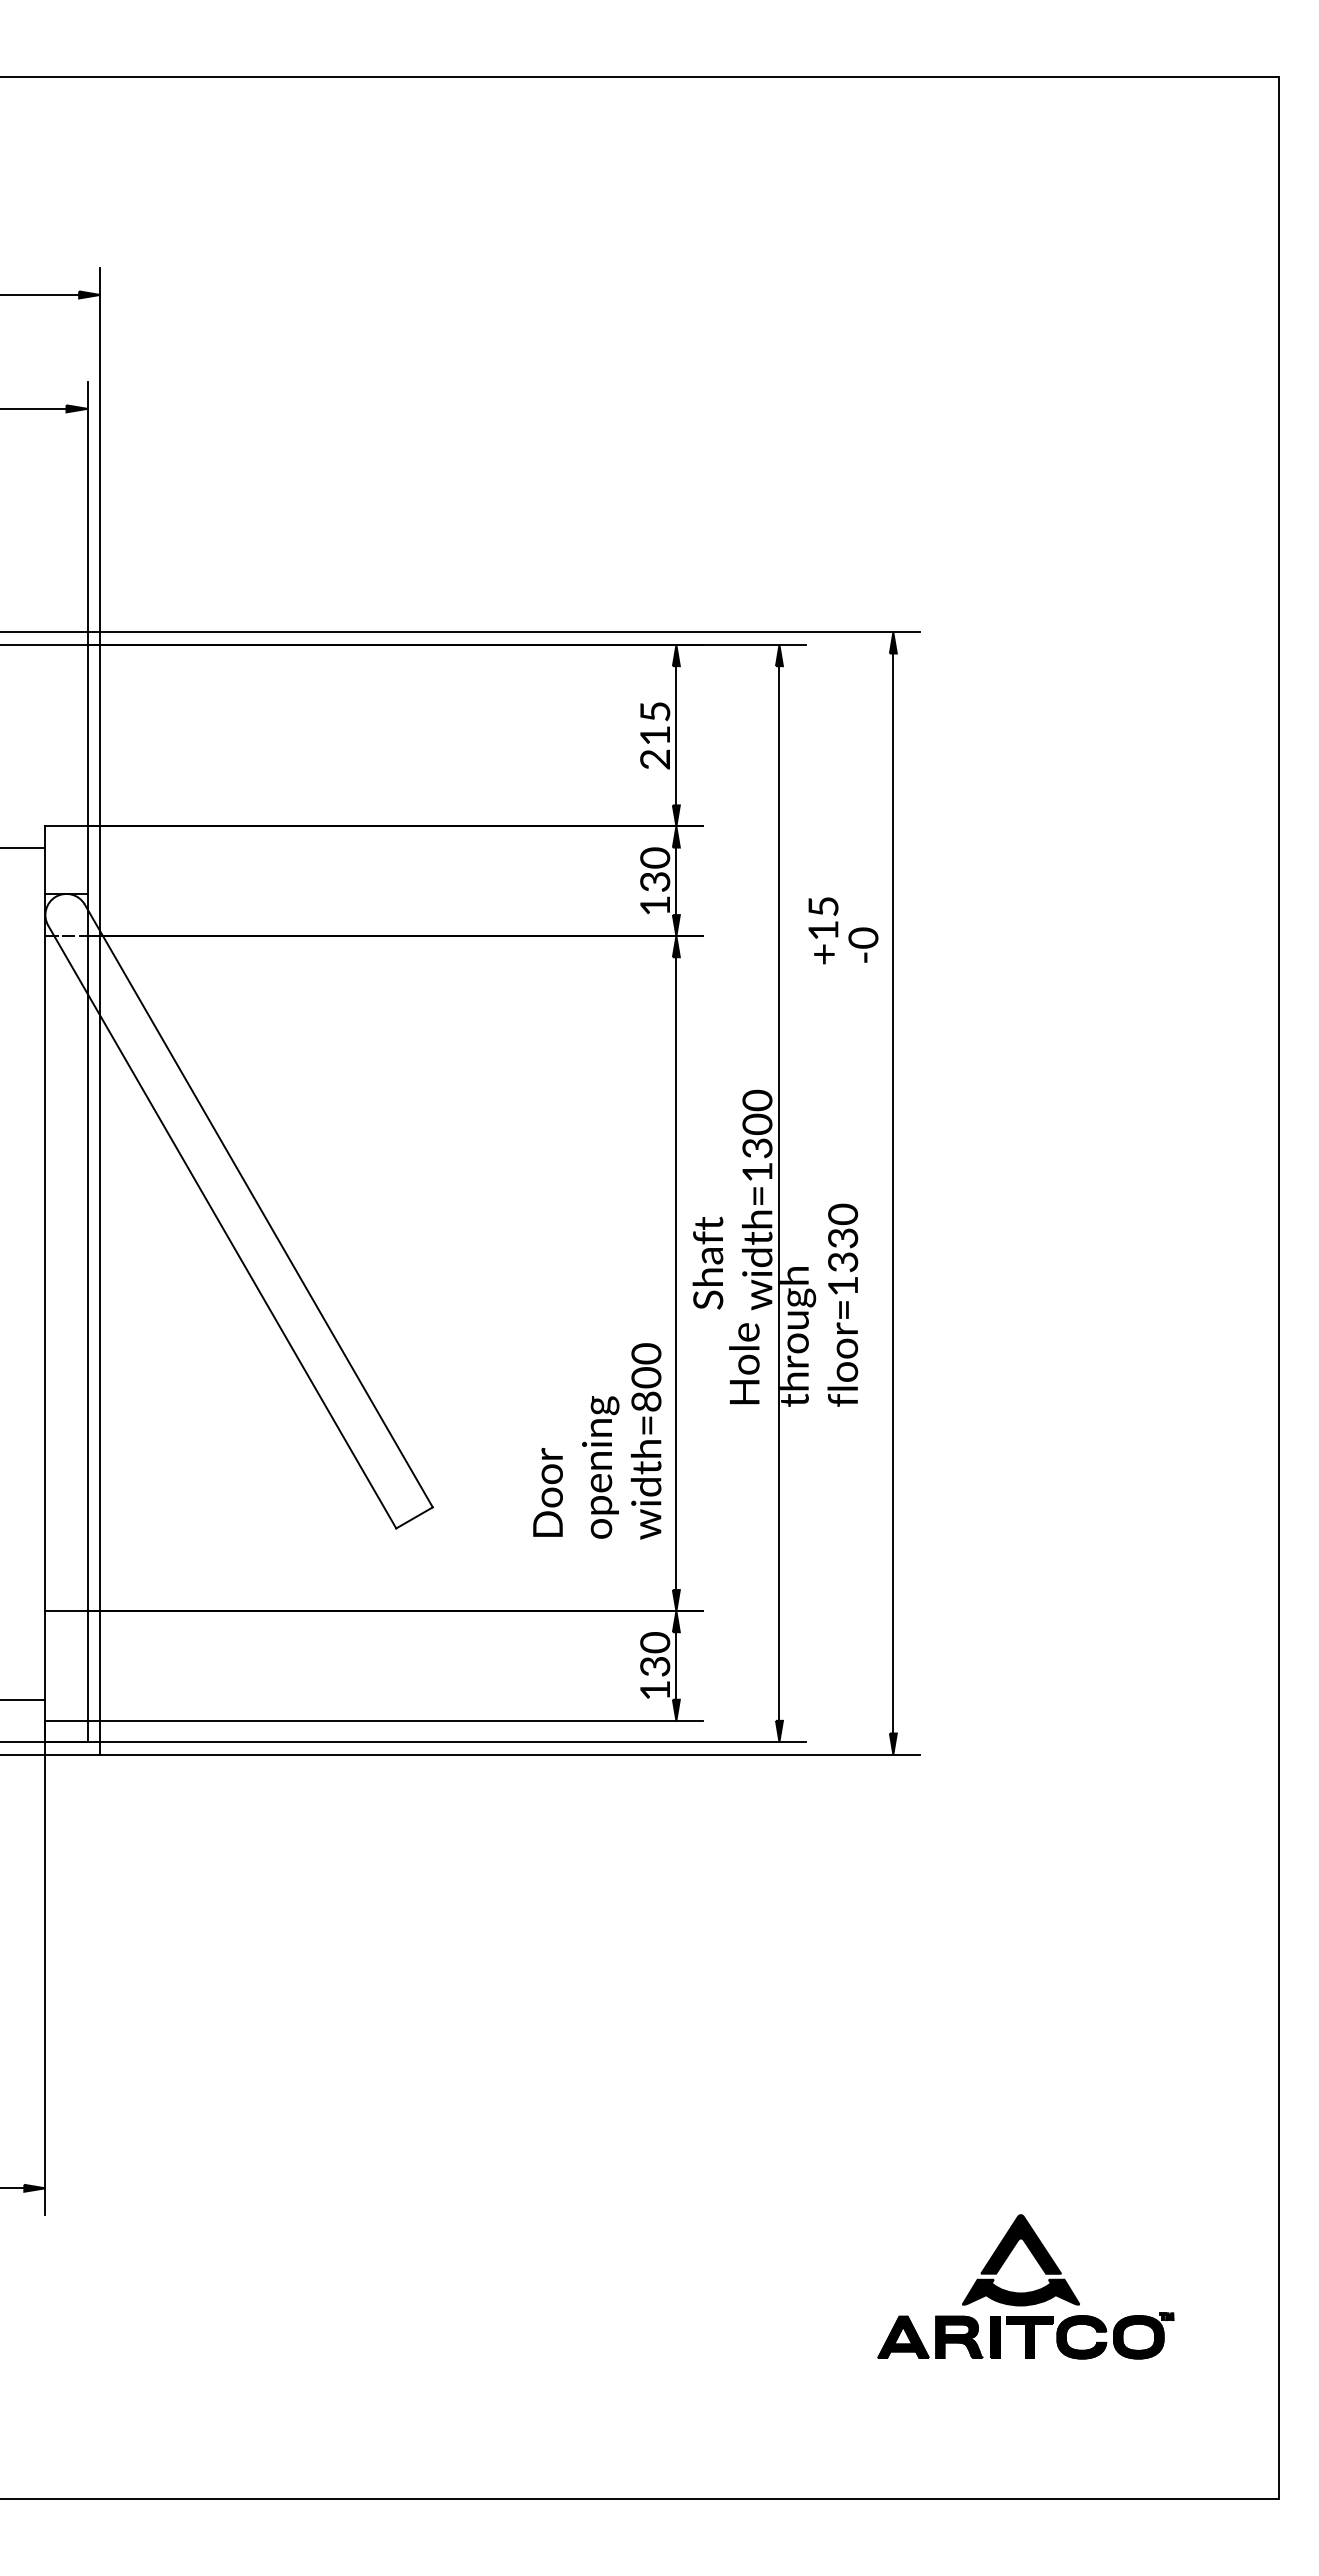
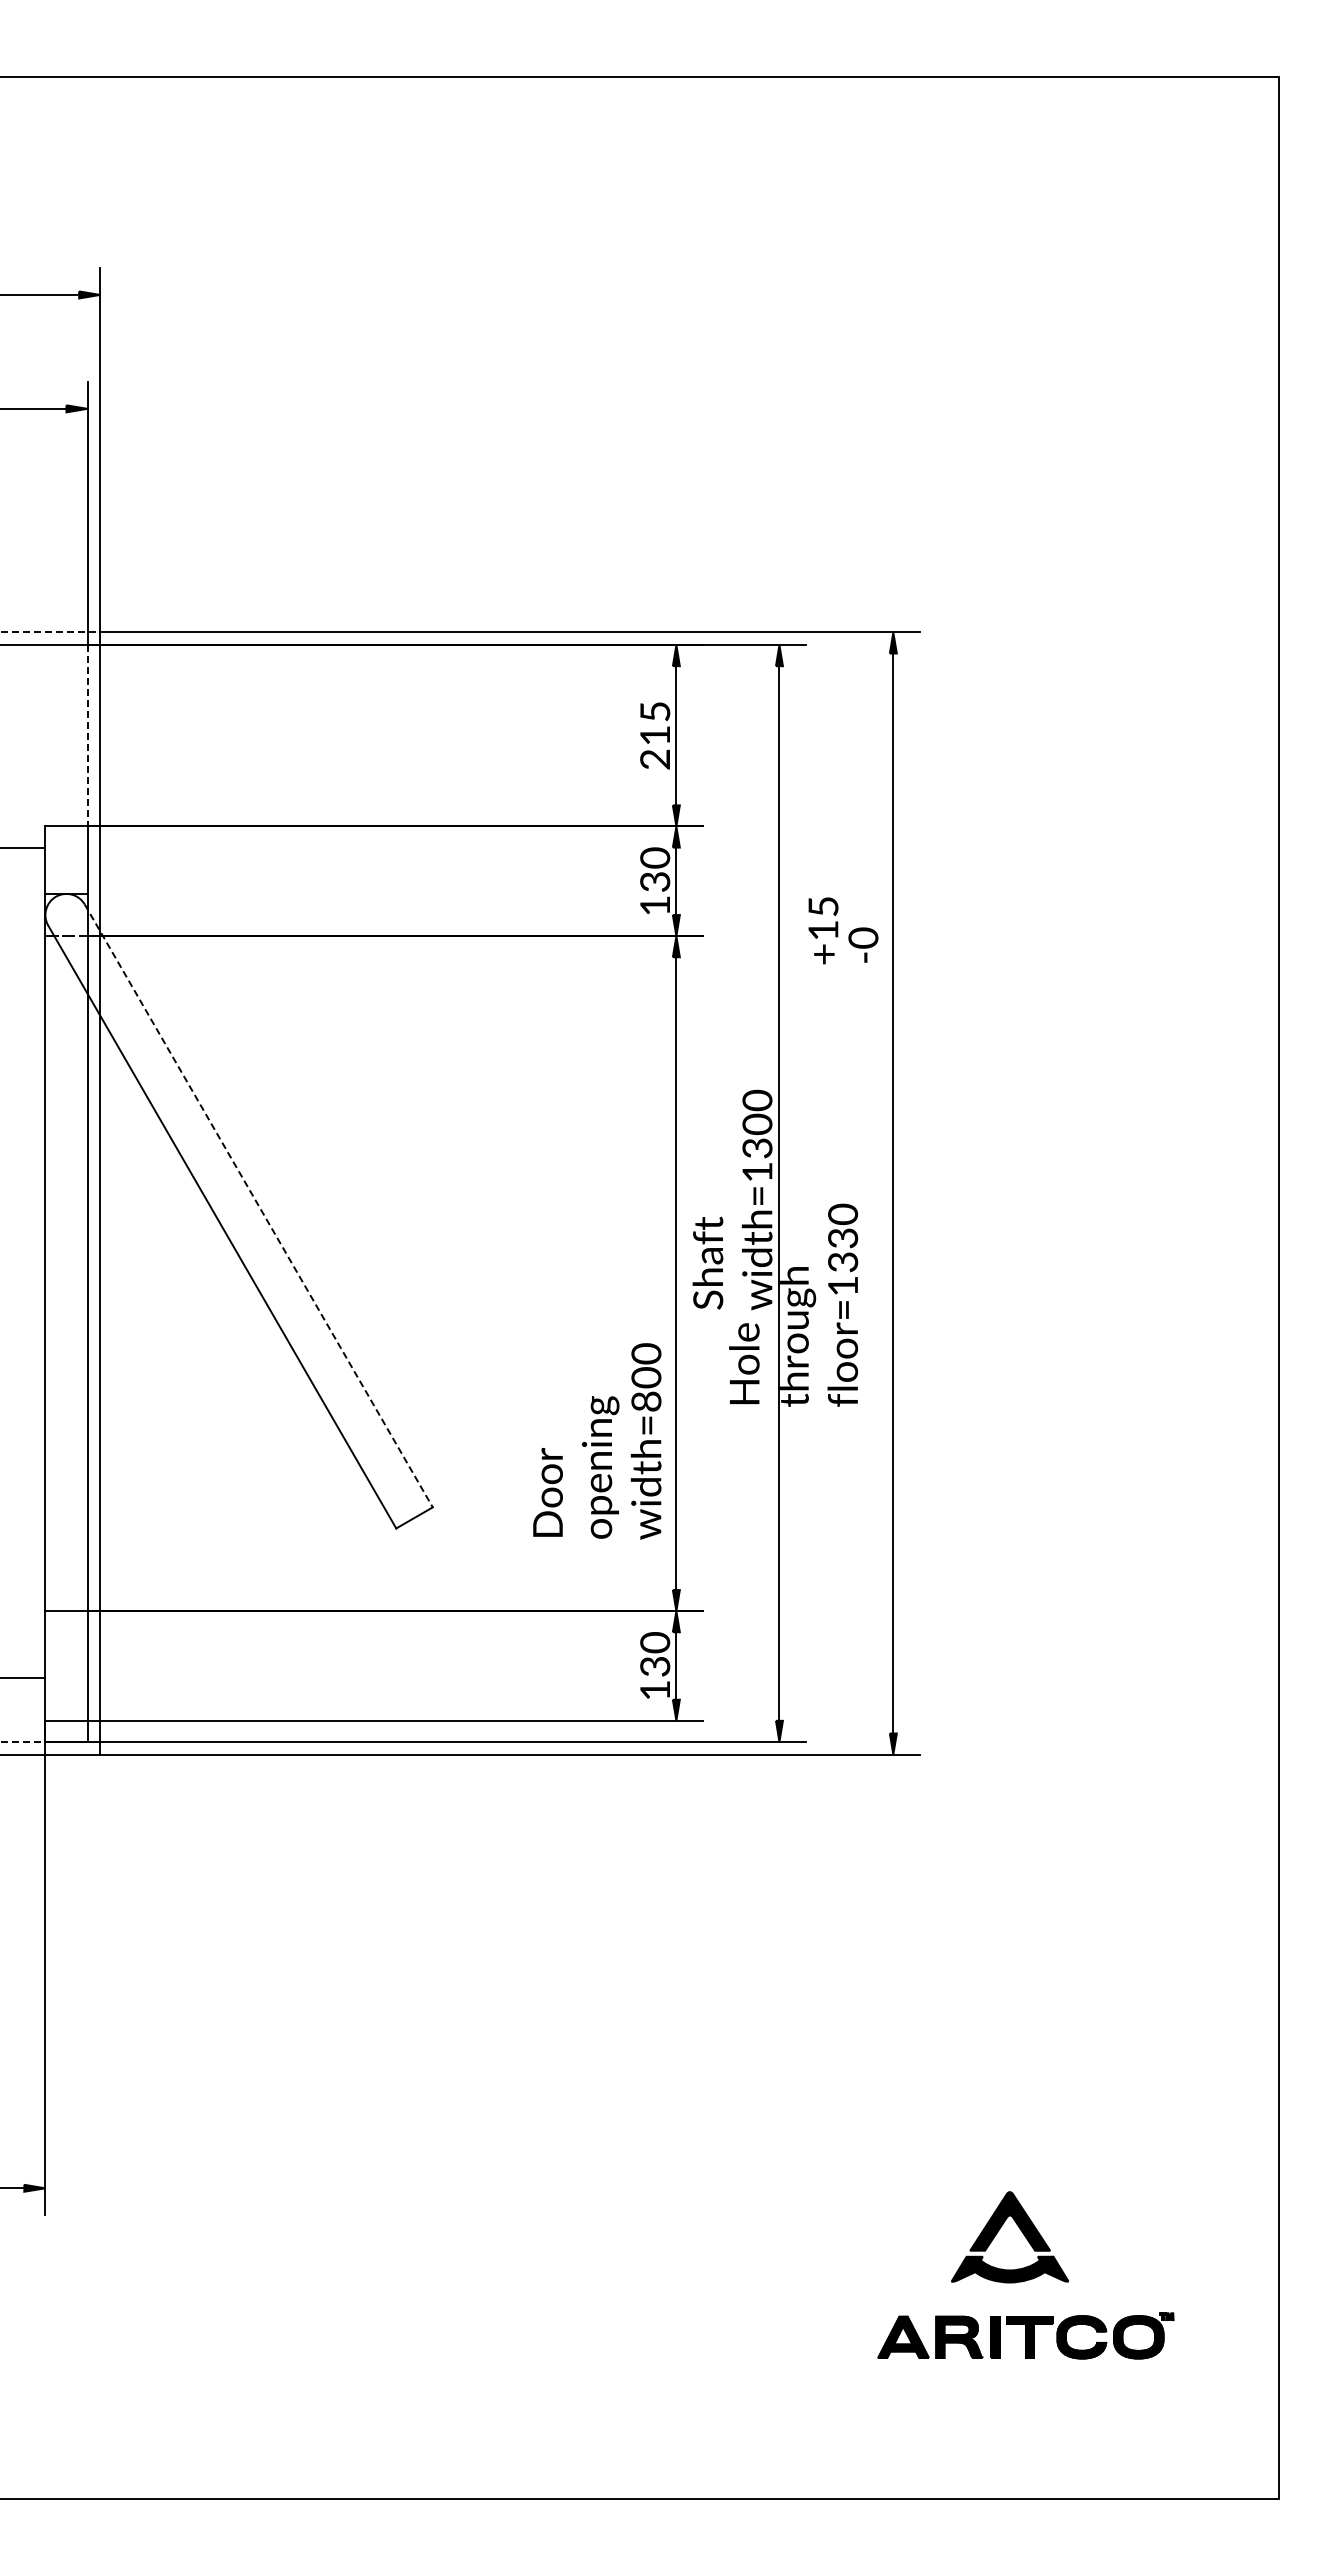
line: solid -> dashed (50, 632)
line: solid -> dashed (87, 735)
line: solid -> dashed (259, 1206)
line position: (23, 1699) -> (23, 1677) (23, 1677)
line: solid -> dashed (23, 1741)
part position: (1011, 2252) -> (1000, 2229) (1000, 2229)
